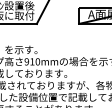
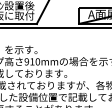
line: none -> present (55, 28)
